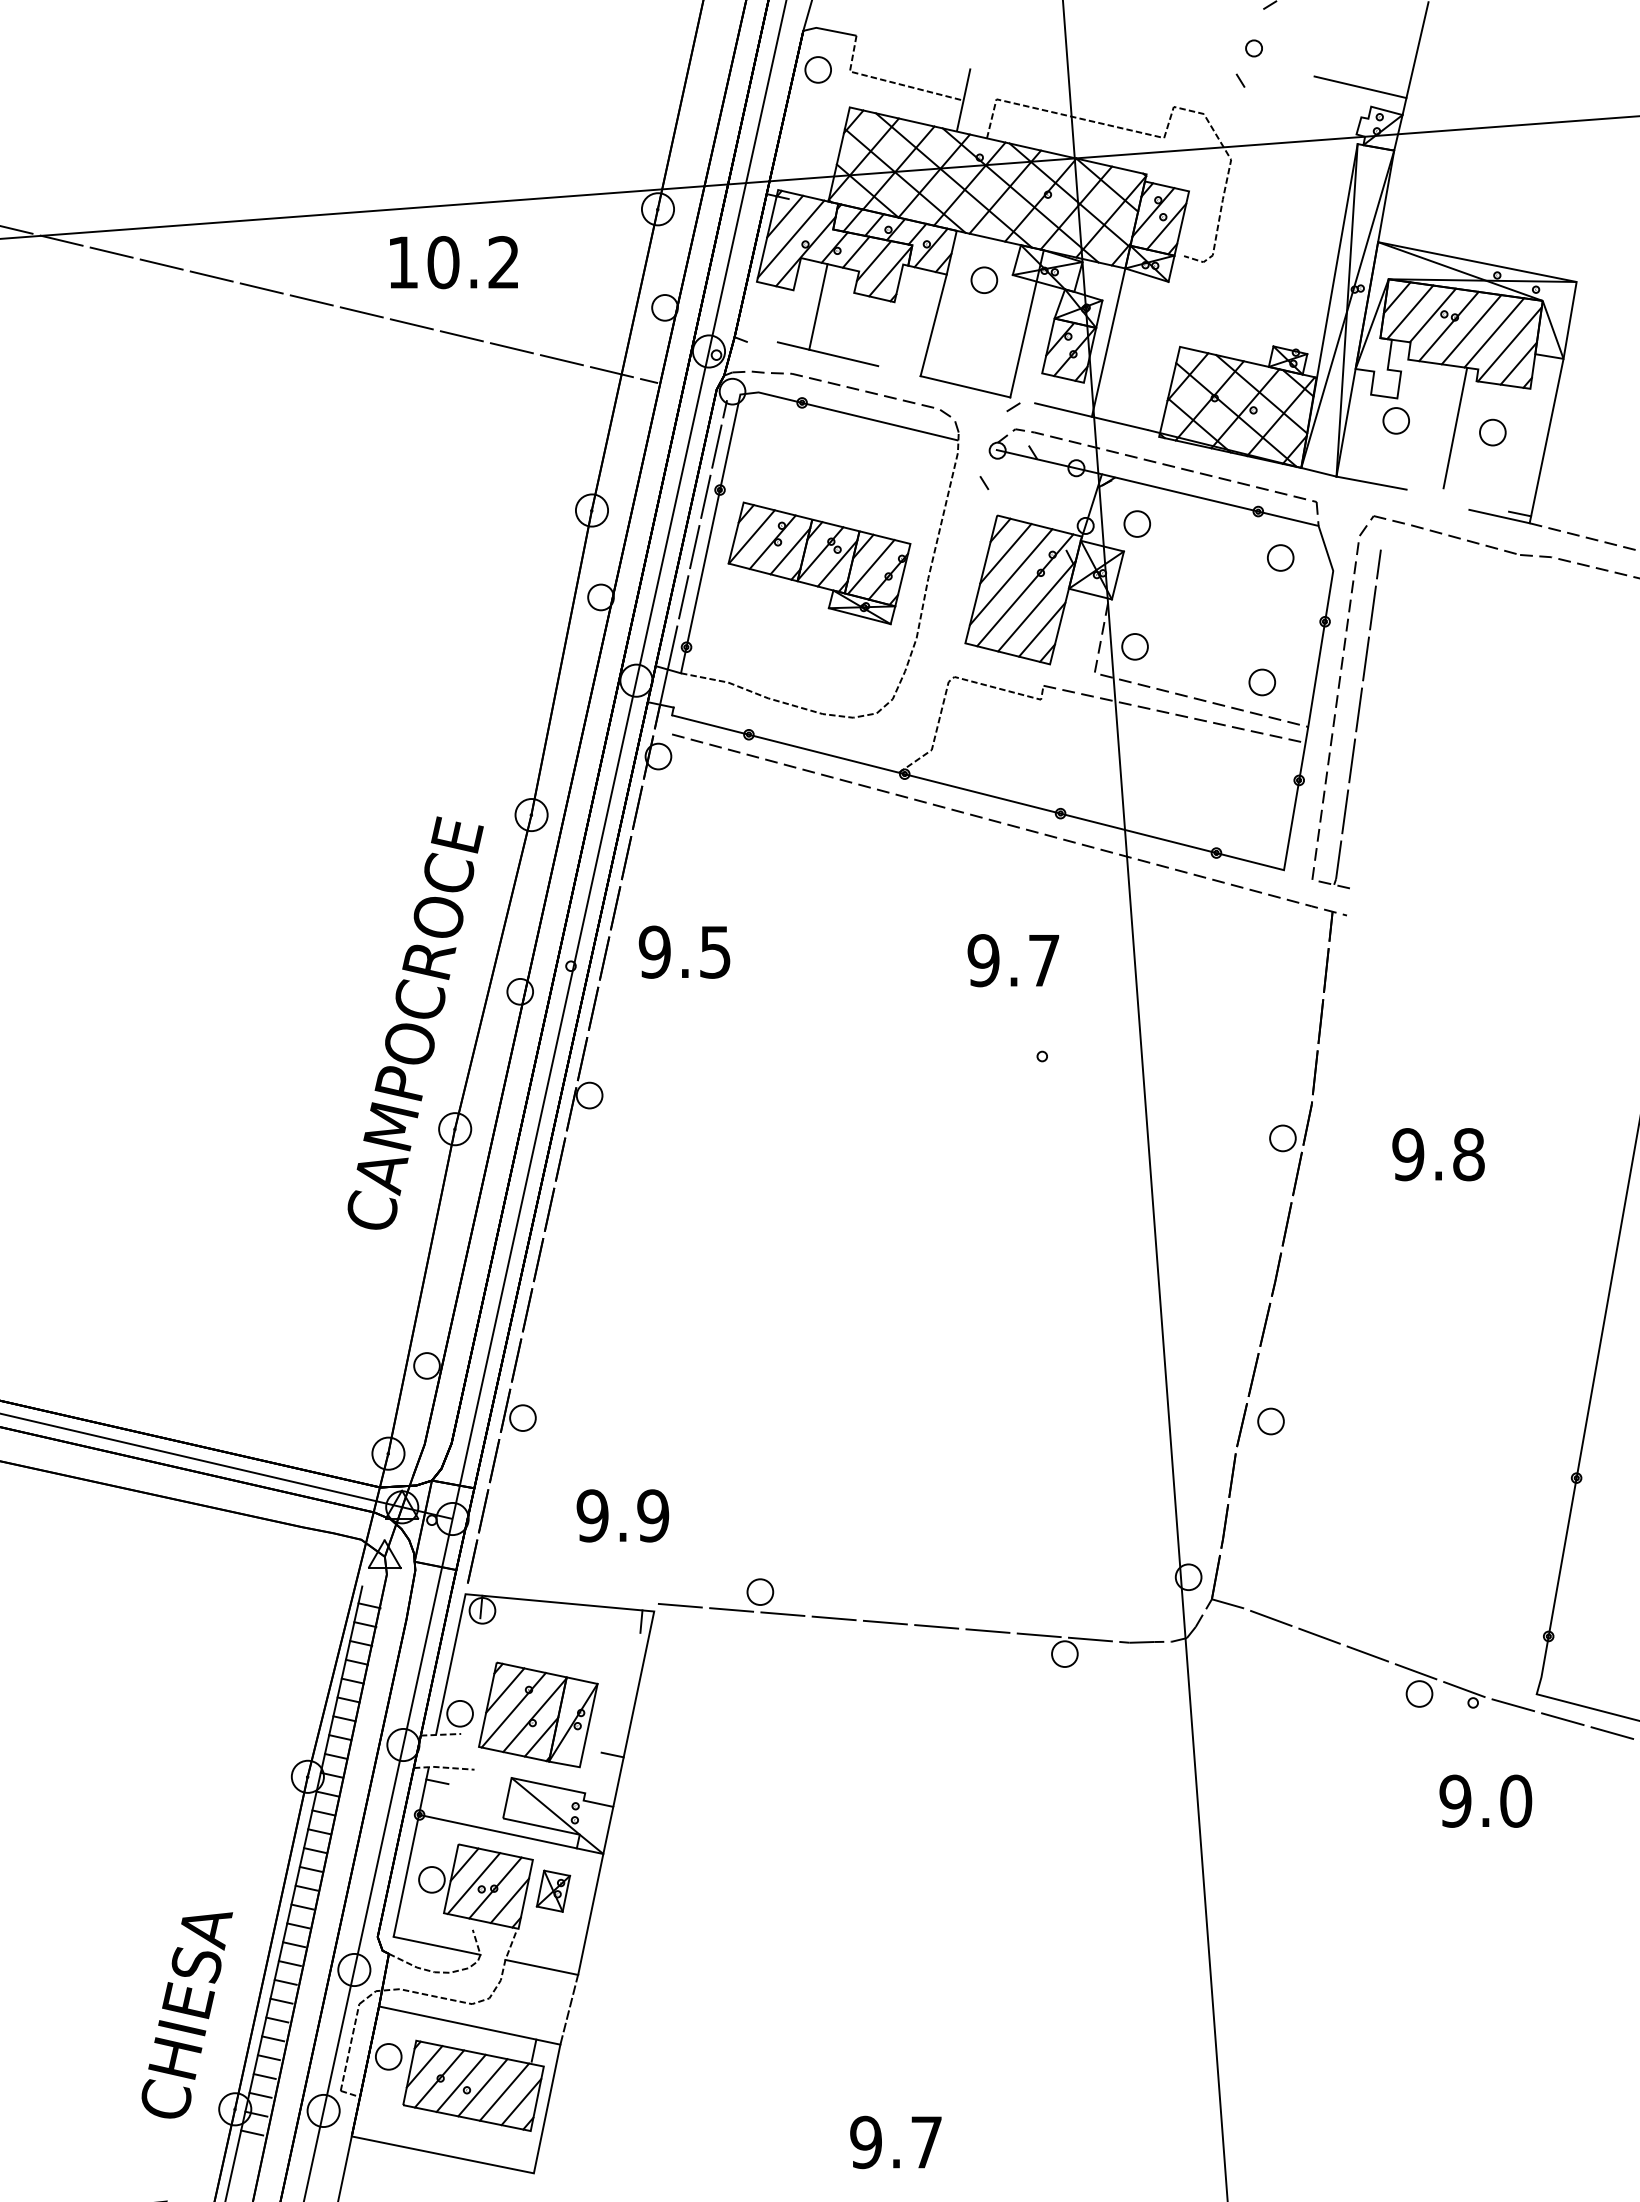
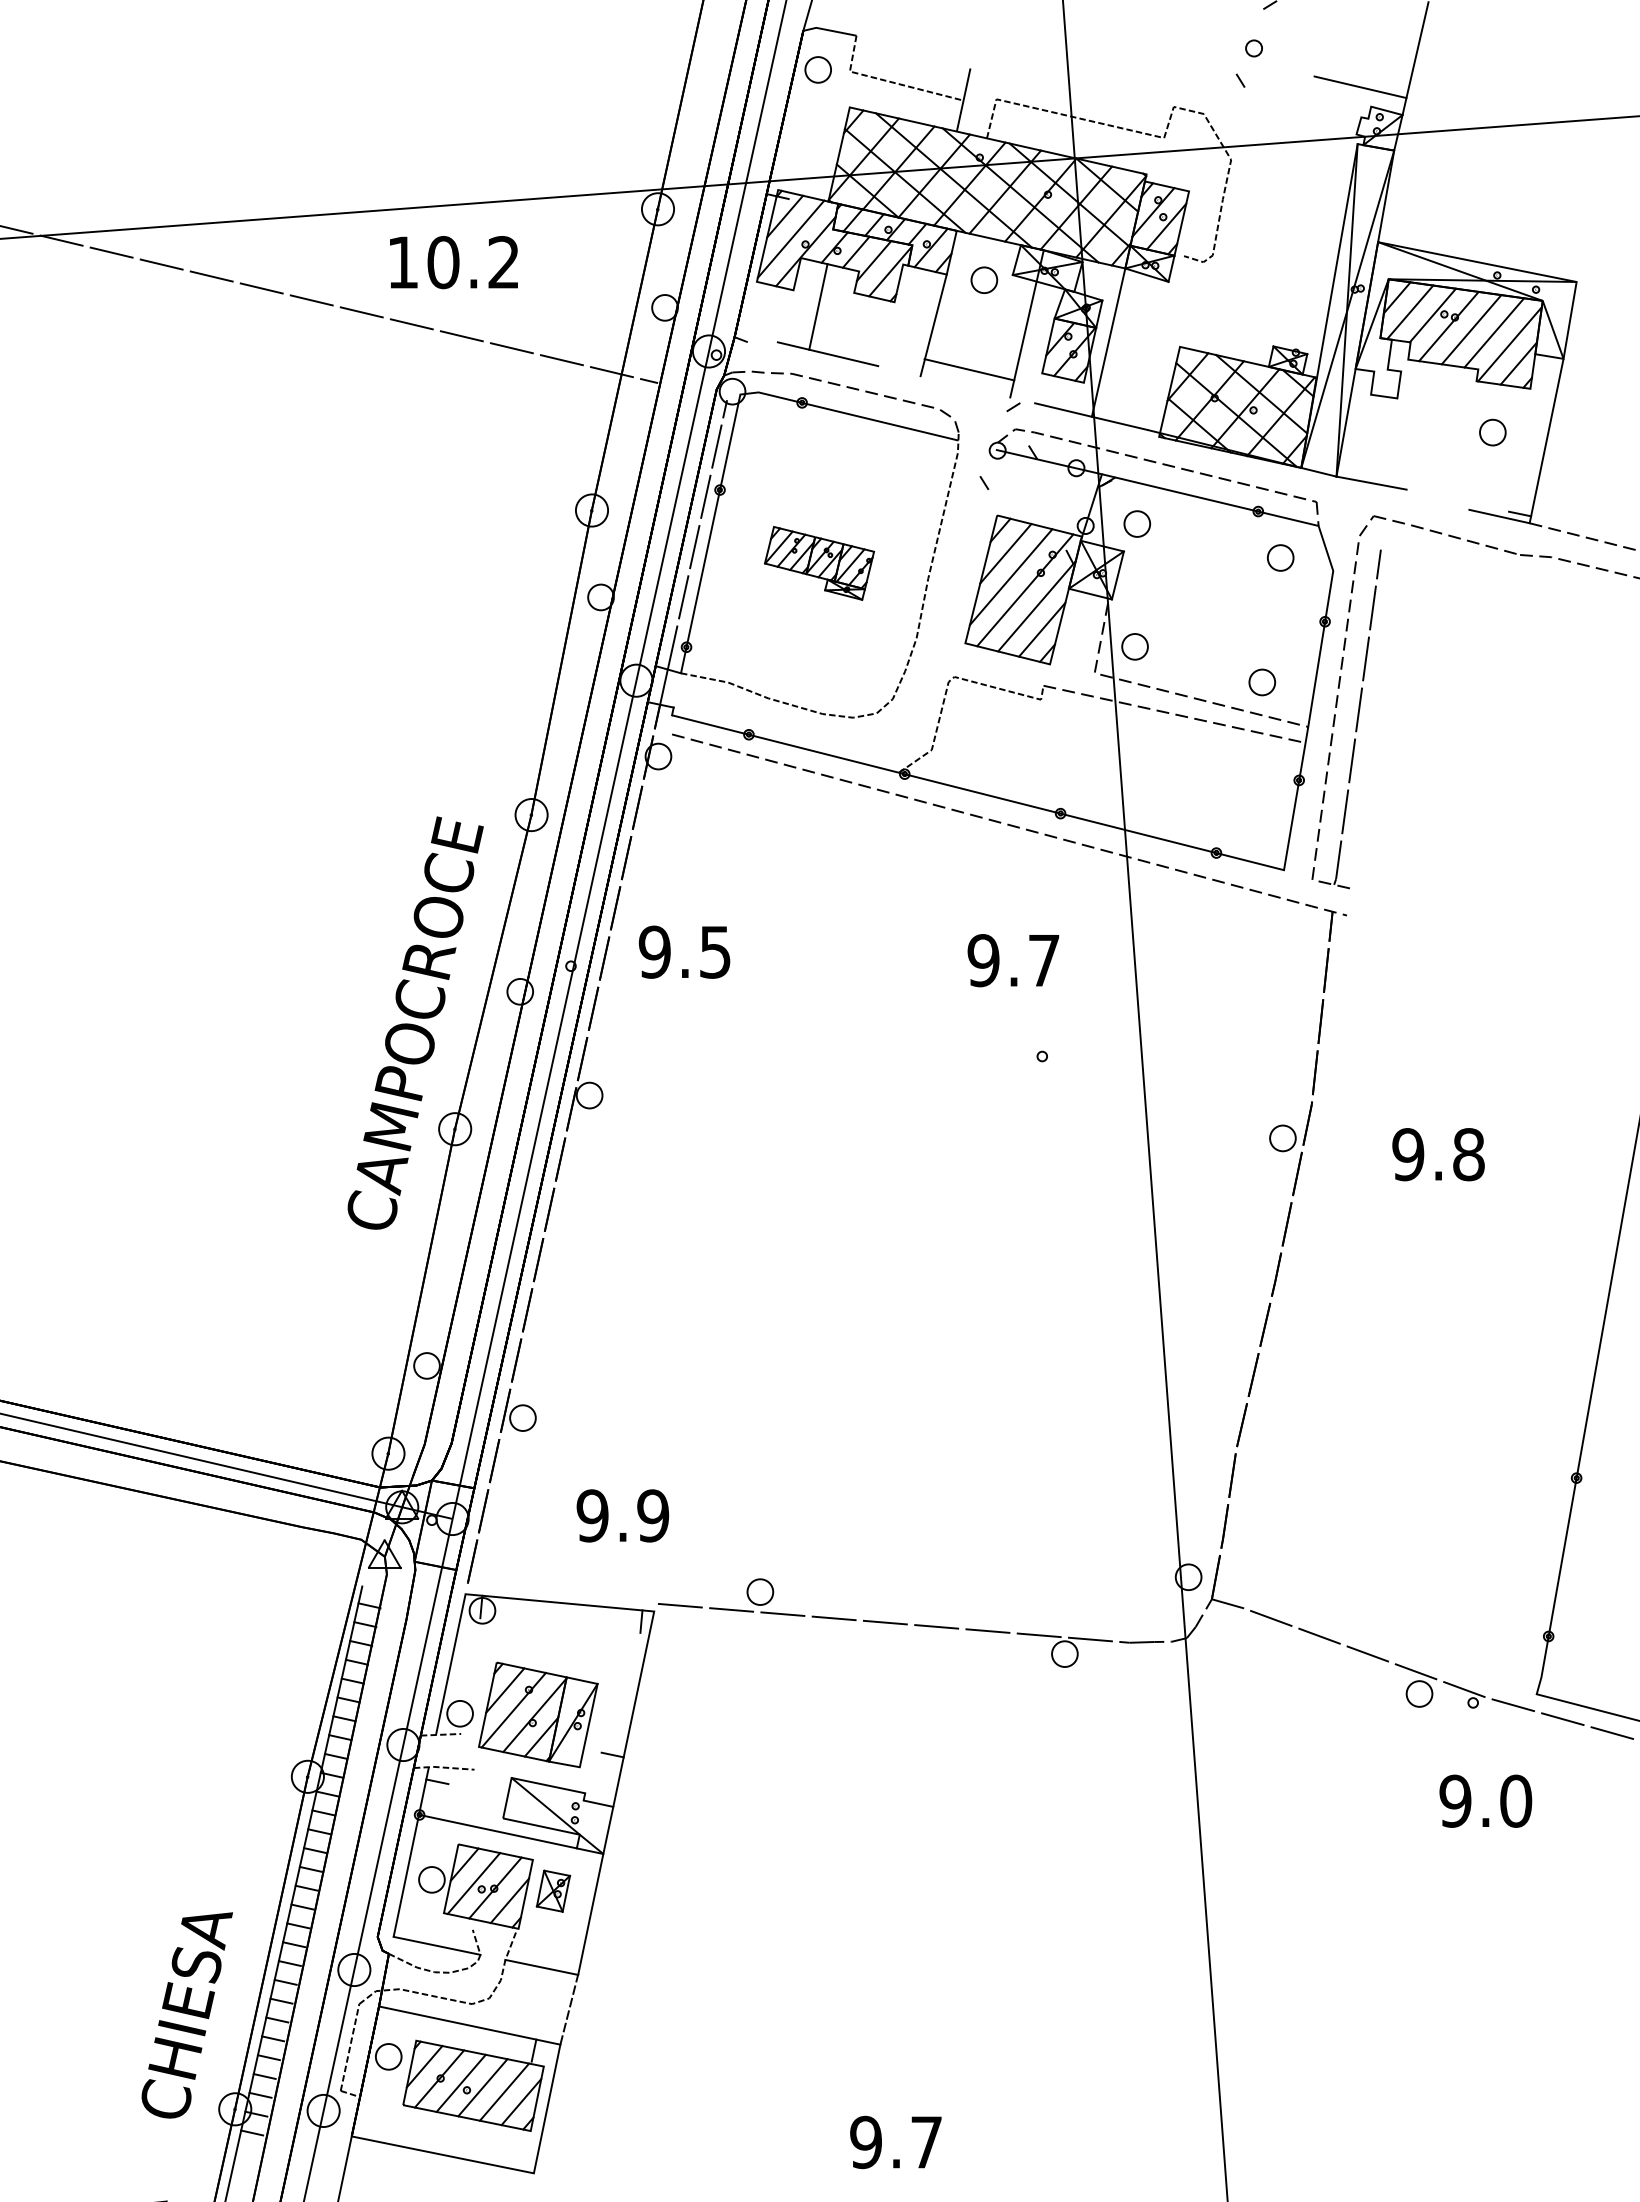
line position: (965, 386) -> (969, 369) (969, 369)
part: present -> none (1395, 420)
line: present -> none (1455, 427)
part size: 185x125 px -> 112x75 px (819, 563)
part: present -> none (1270, 1421)
